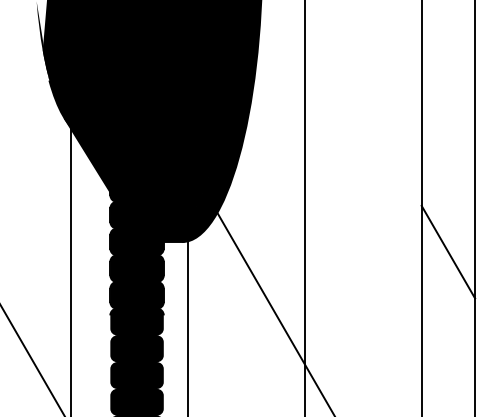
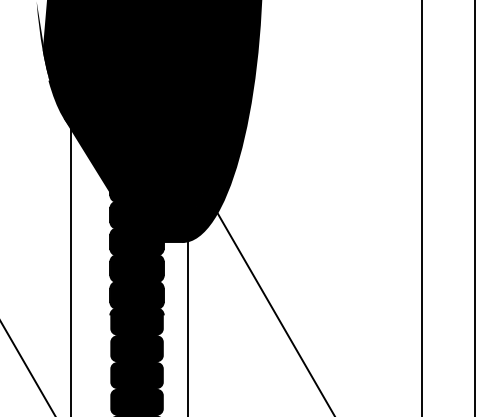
line: present -> none (304, 207)
line: present -> none (448, 251)
line position: (32, 360) -> (28, 368) (28, 368)
